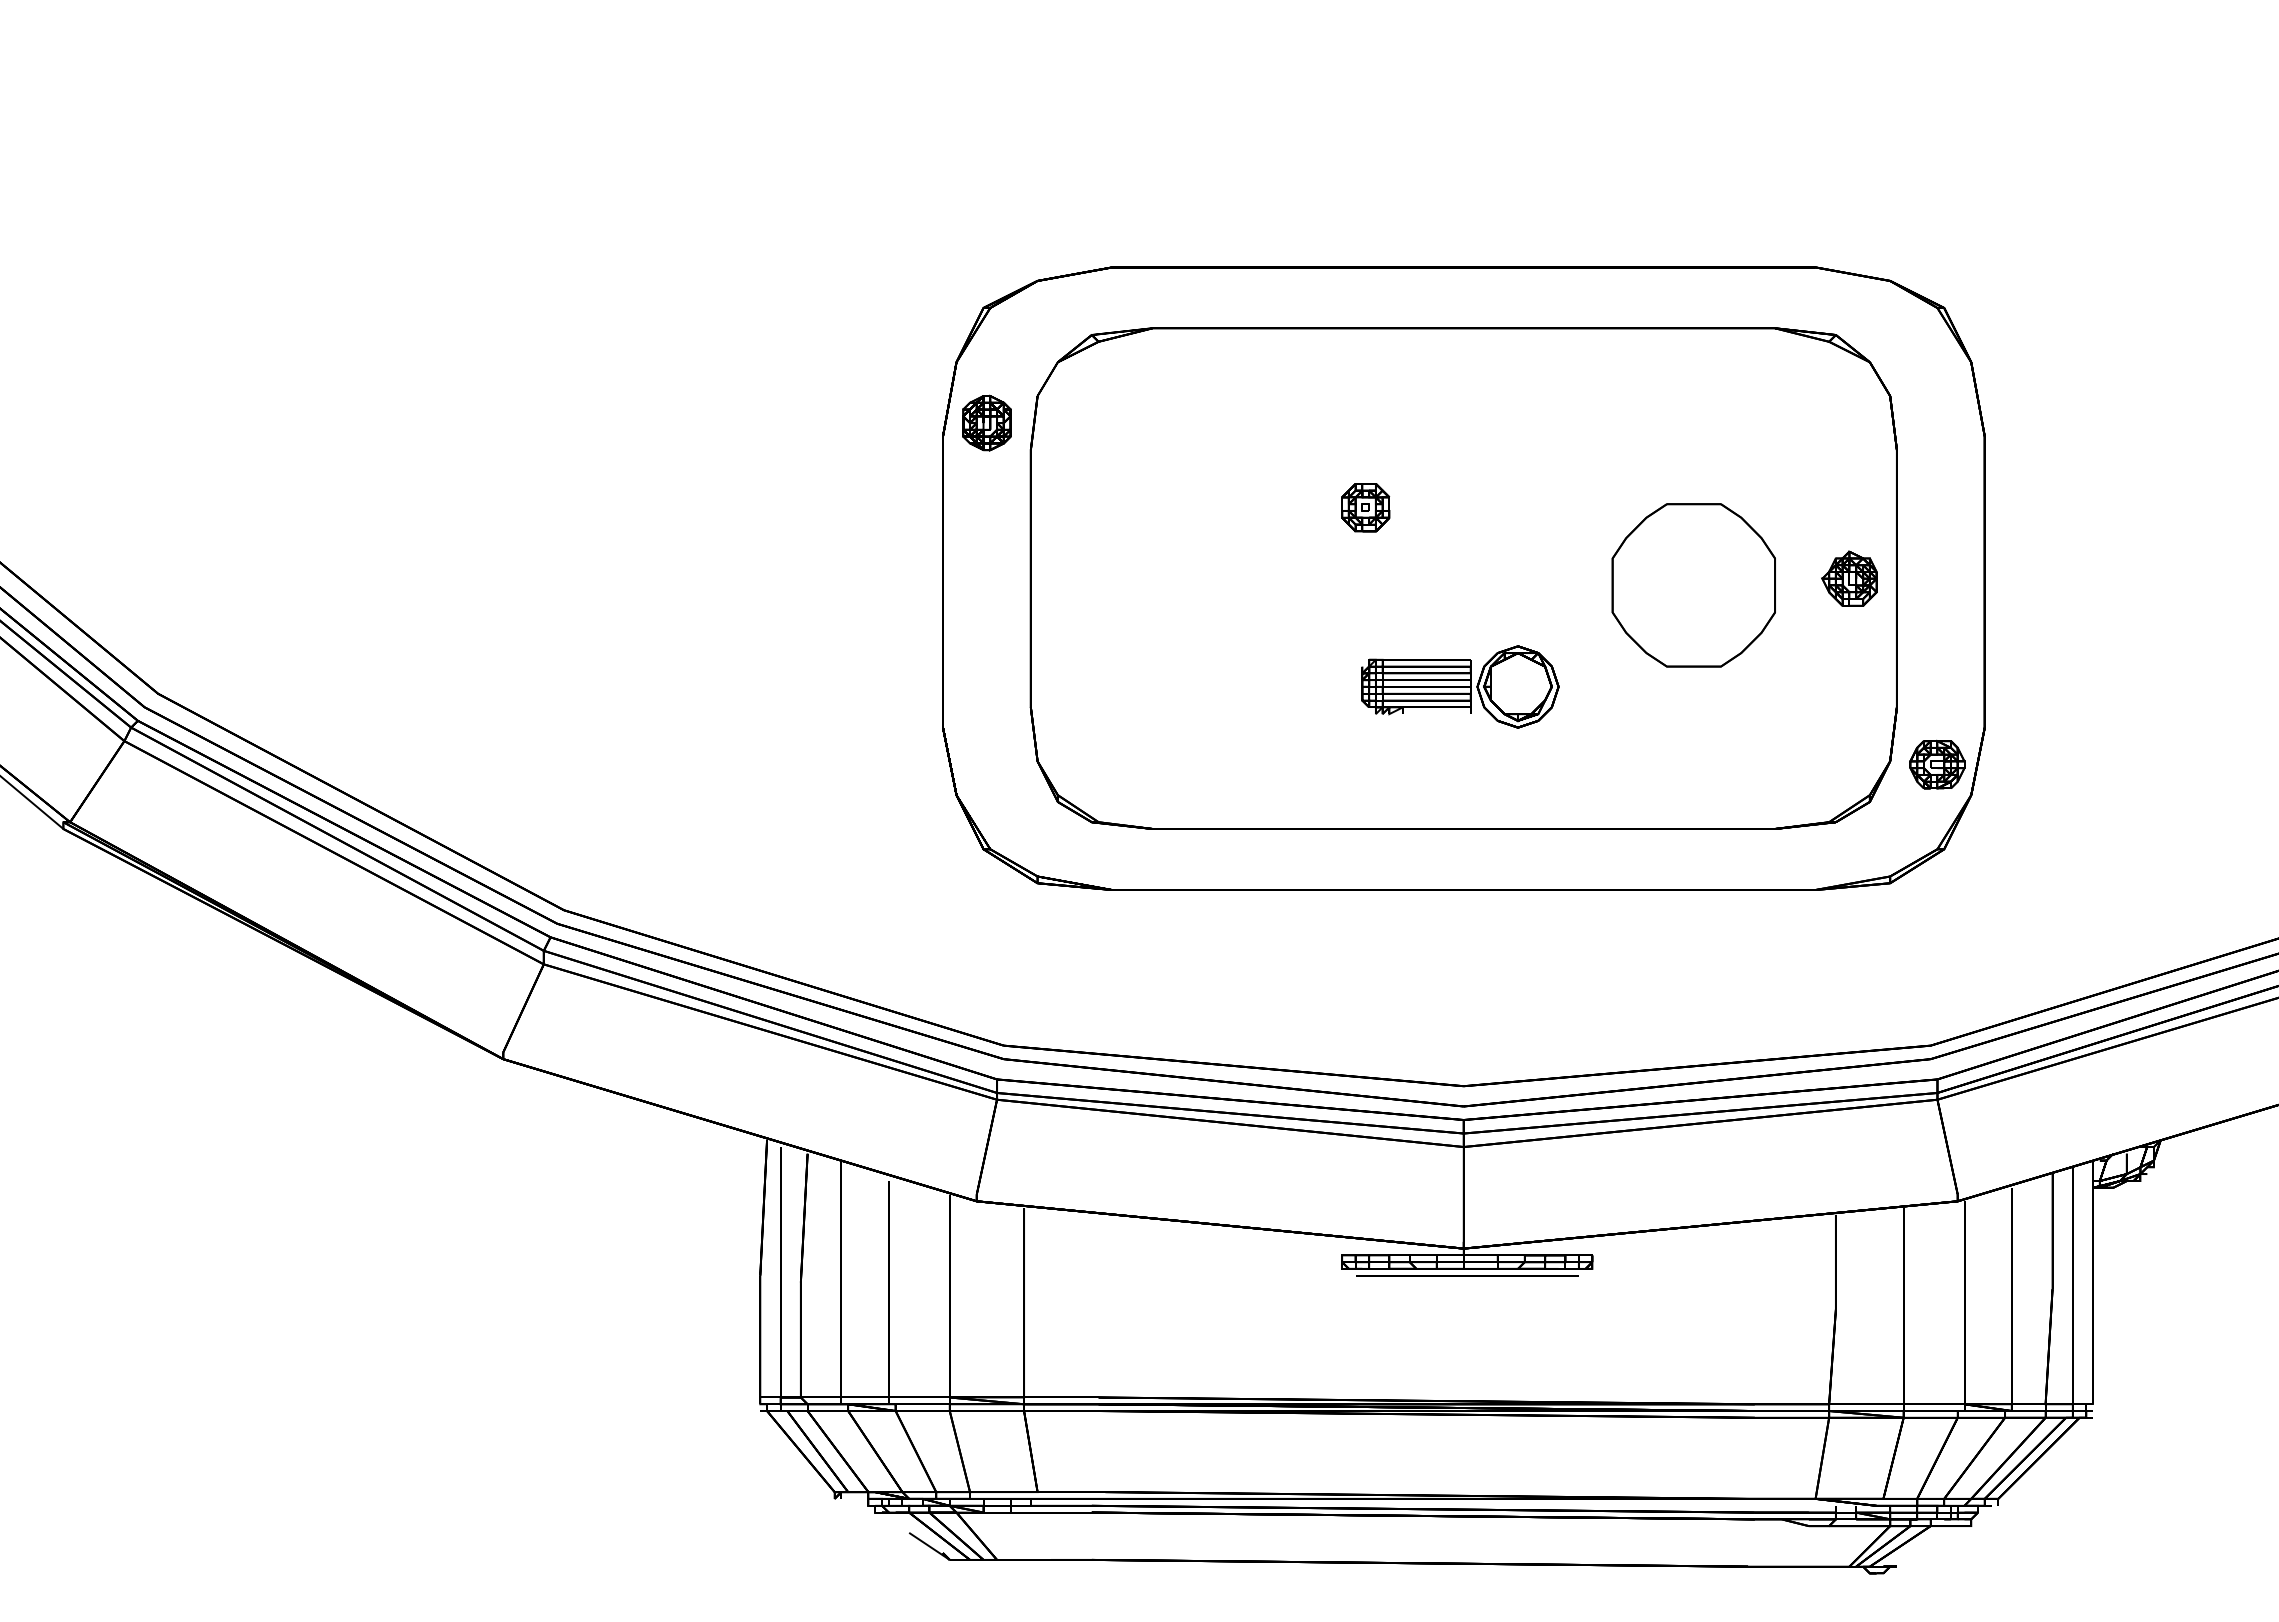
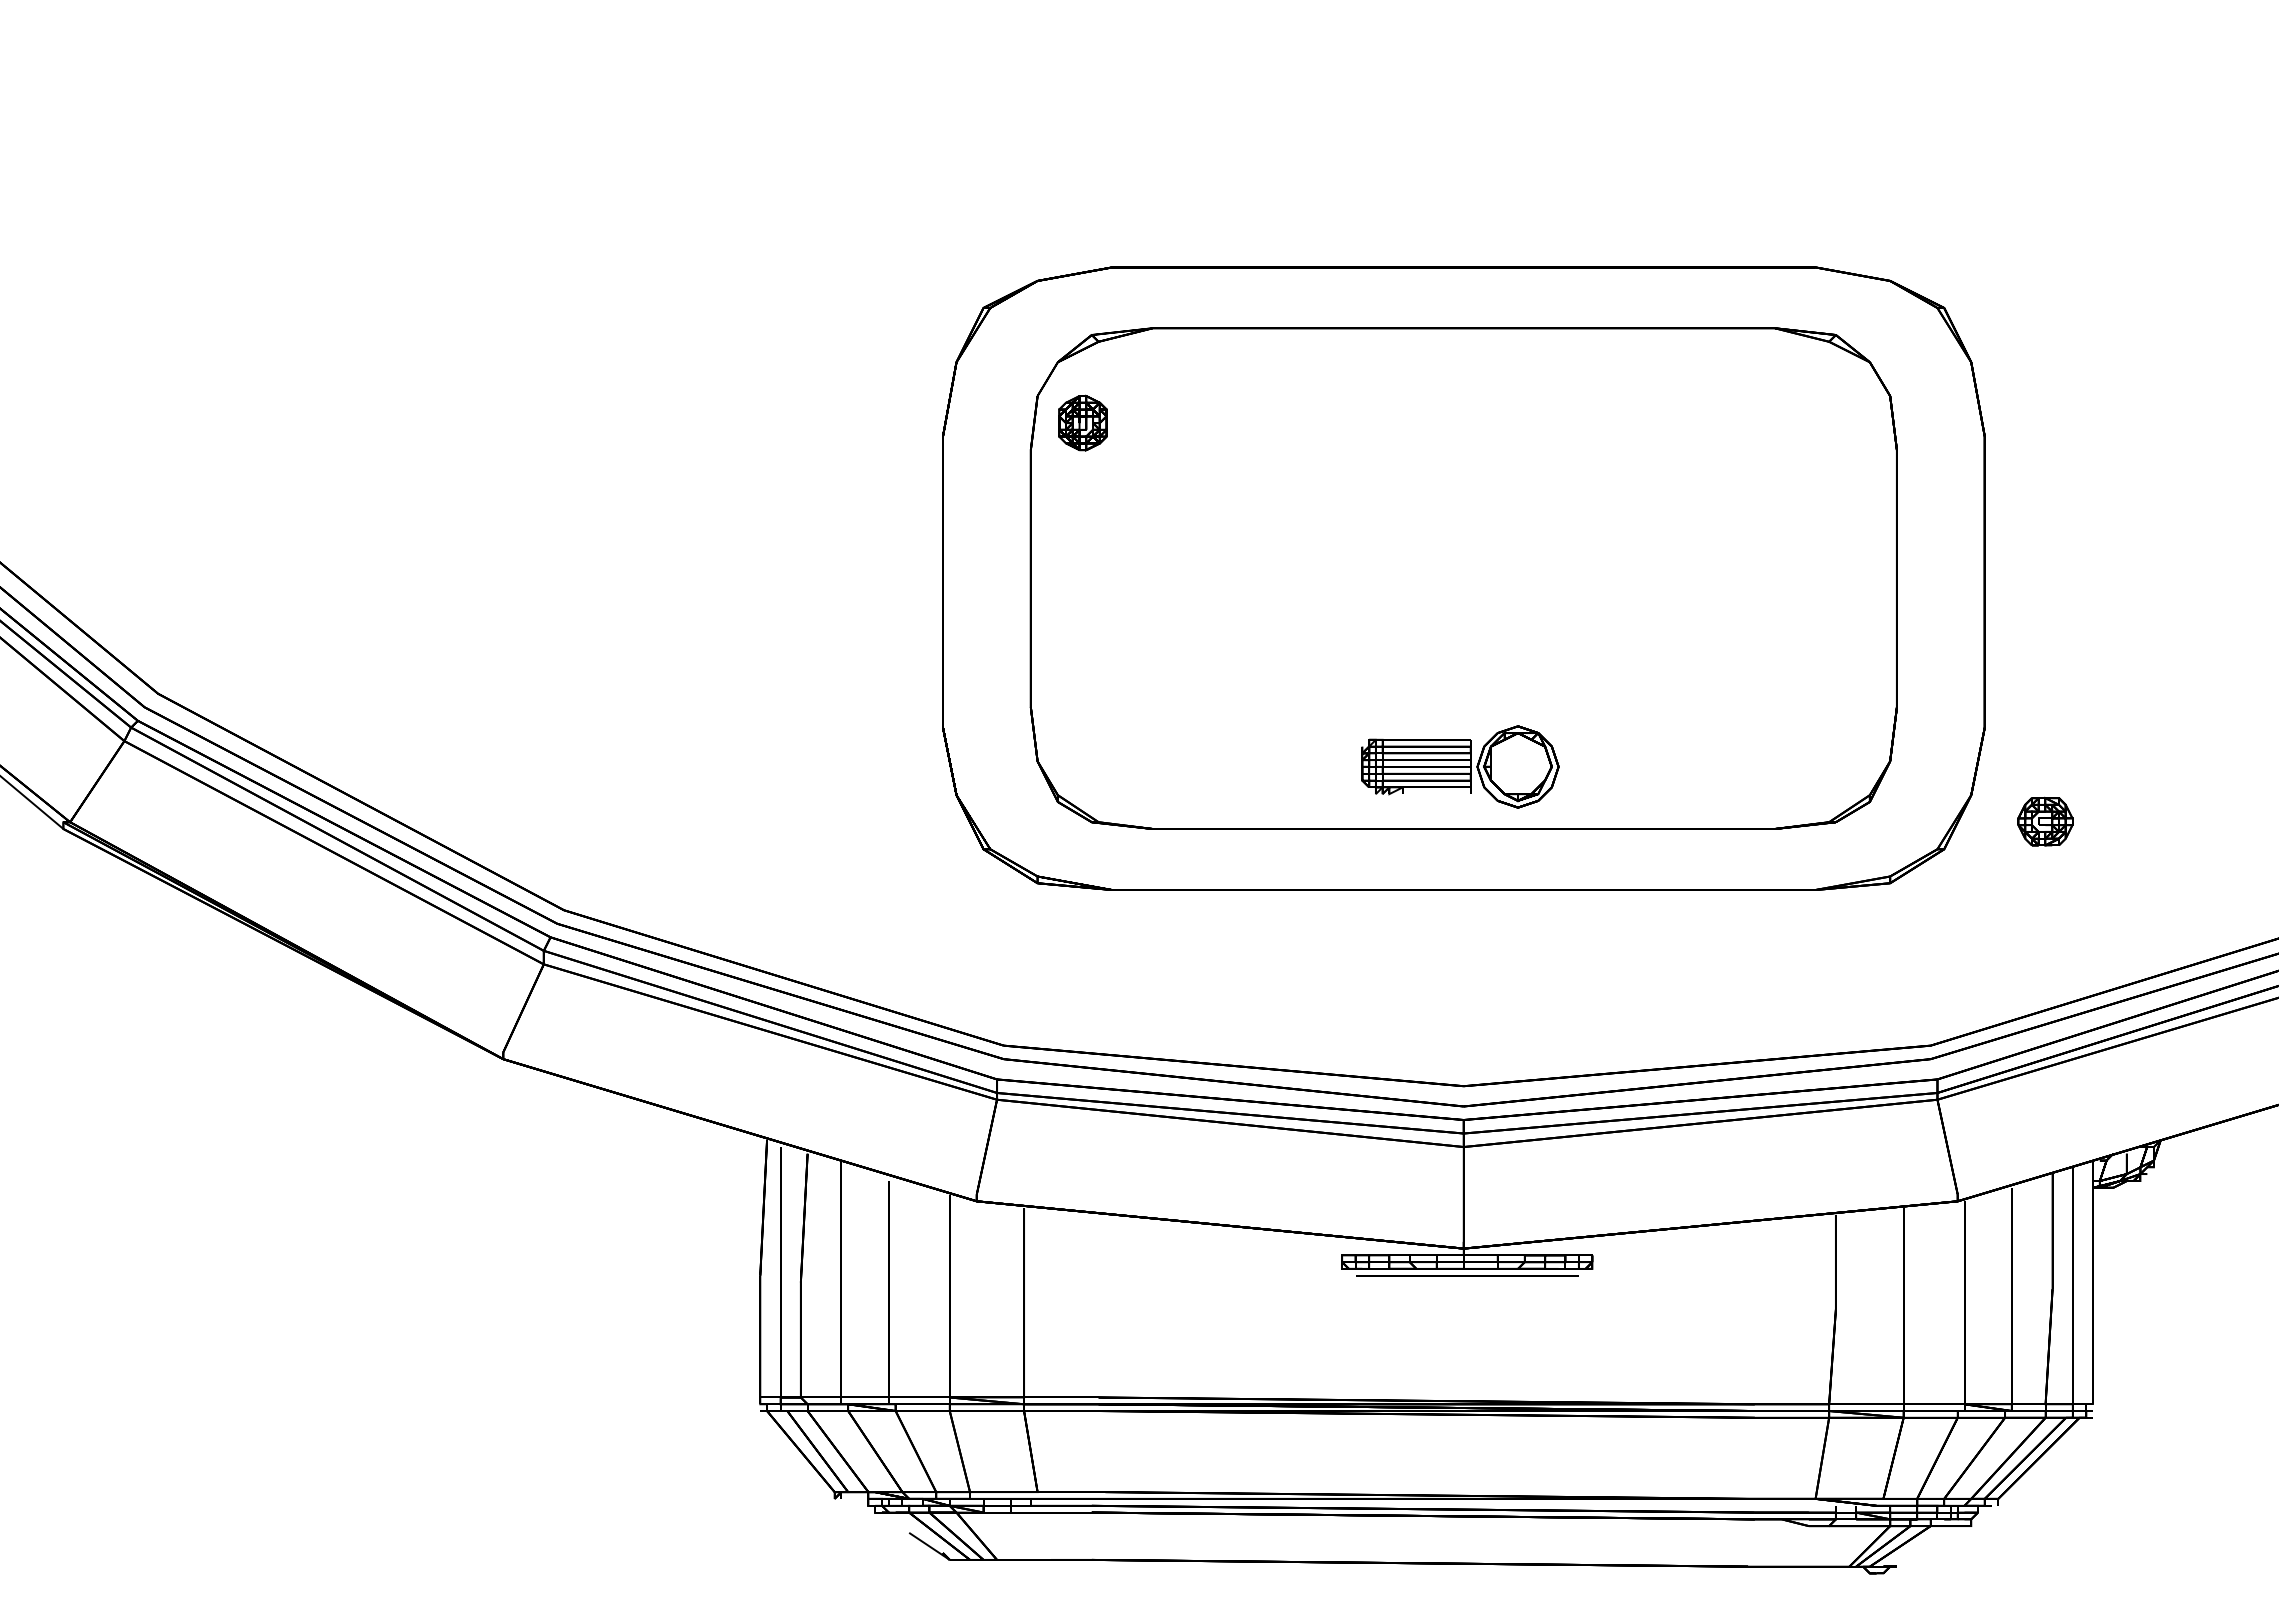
part position: (986, 422) -> (1082, 422) (1082, 422)
part: present -> none (1365, 507)
part: present -> none (1849, 578)
part: present -> none (1693, 585)
part position: (1460, 686) -> (1460, 766) (1460, 766)
part position: (1937, 764) -> (2045, 821) (2045, 821)
